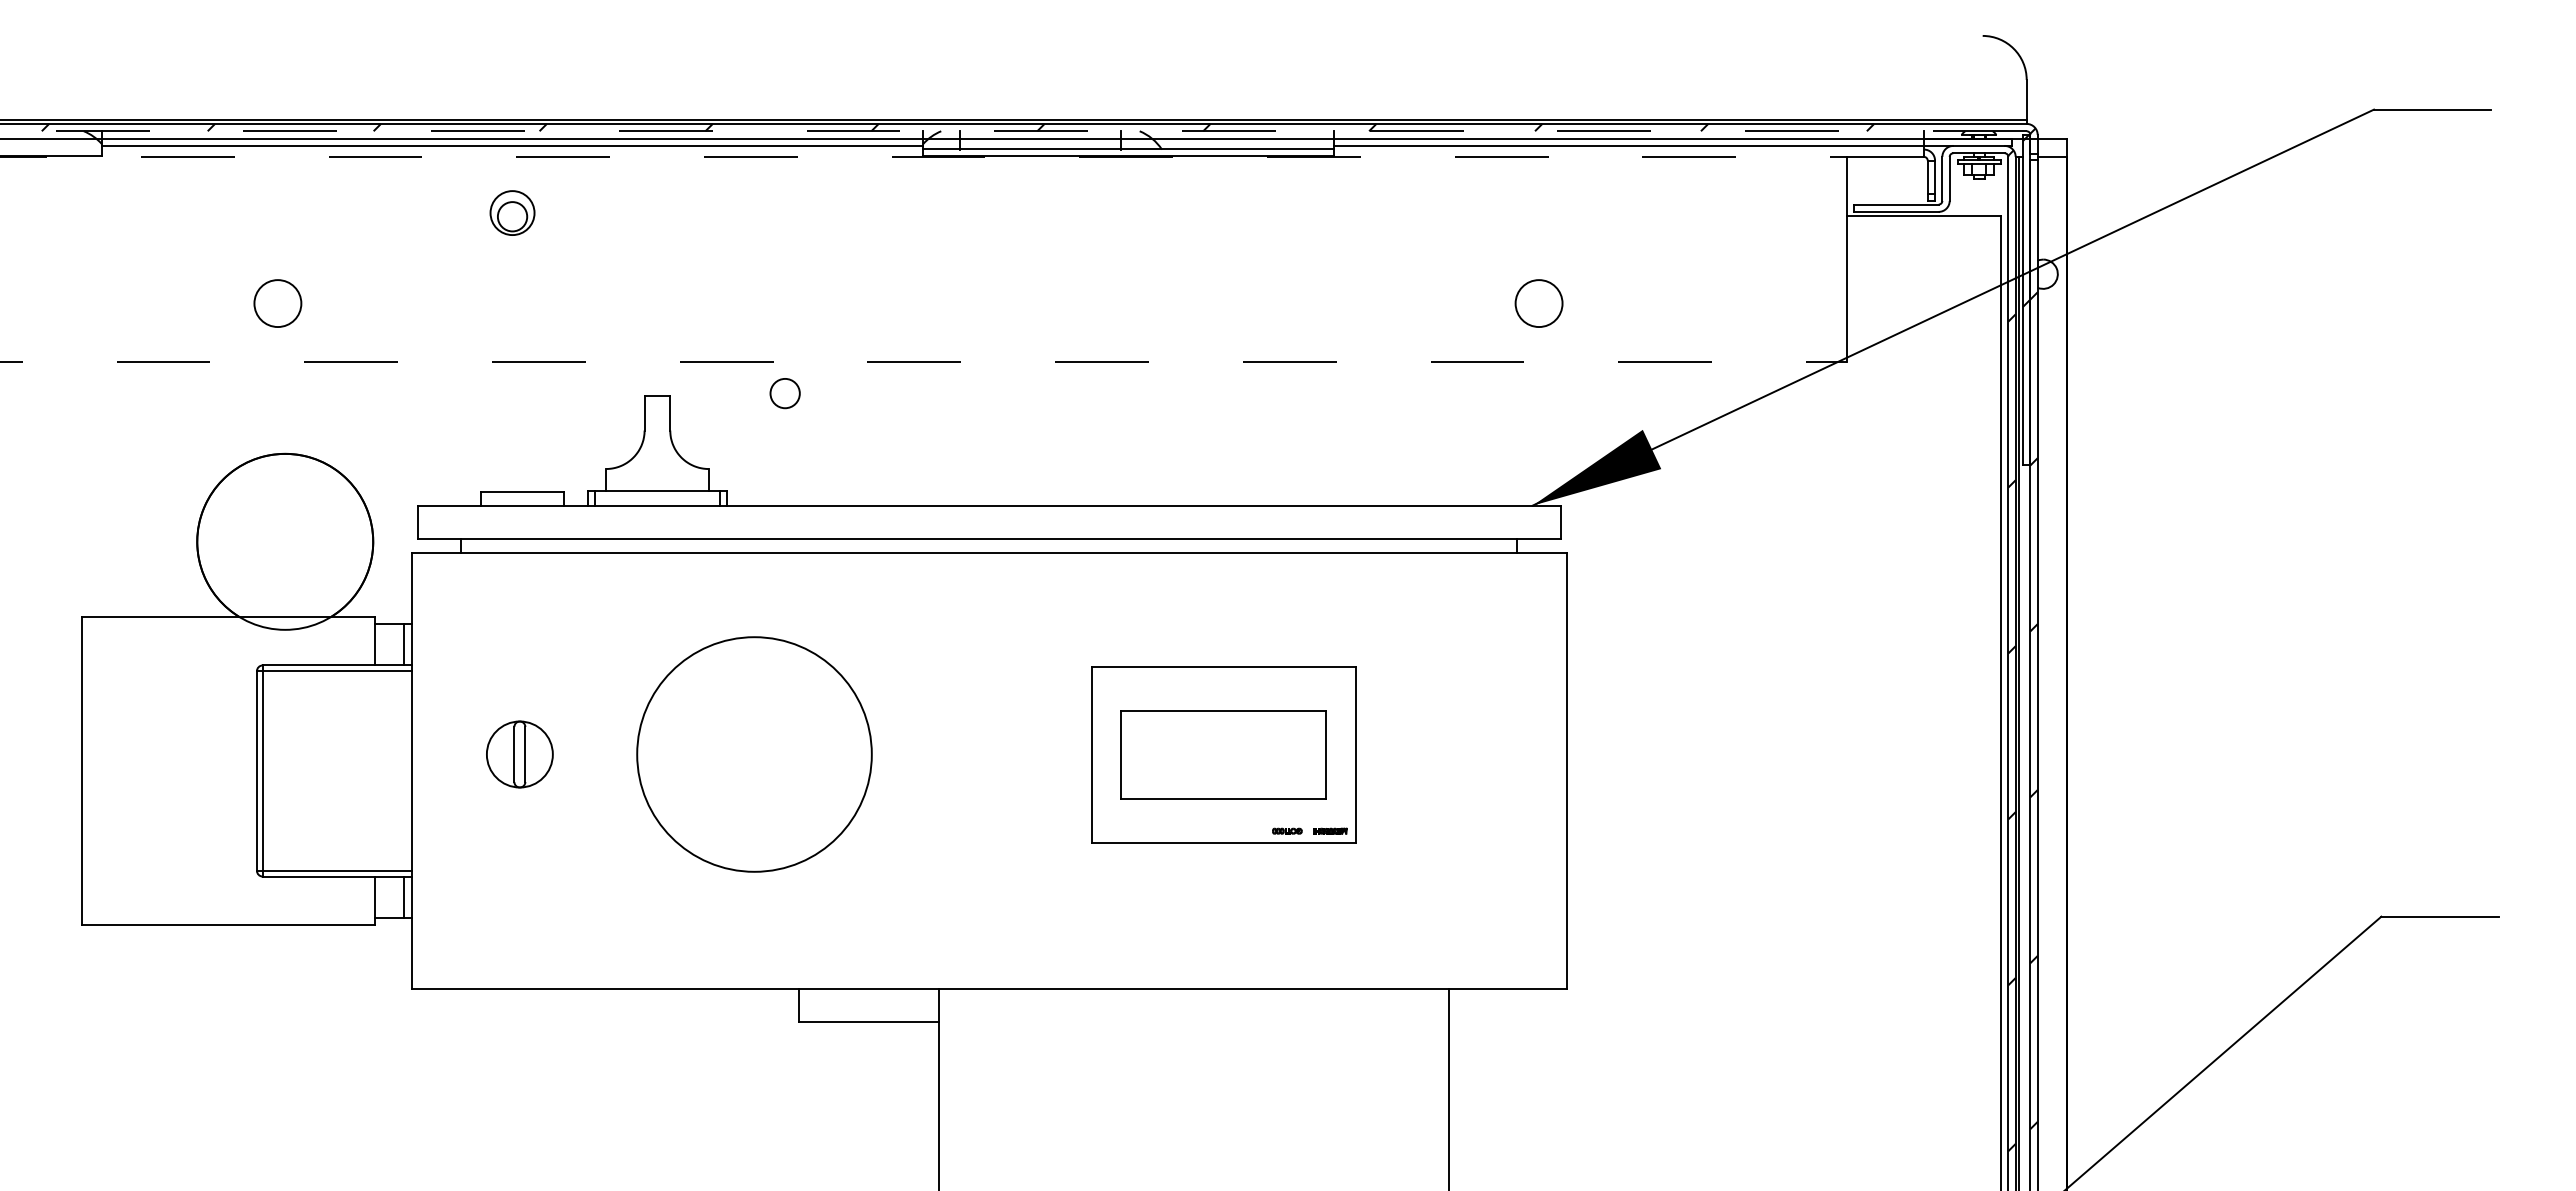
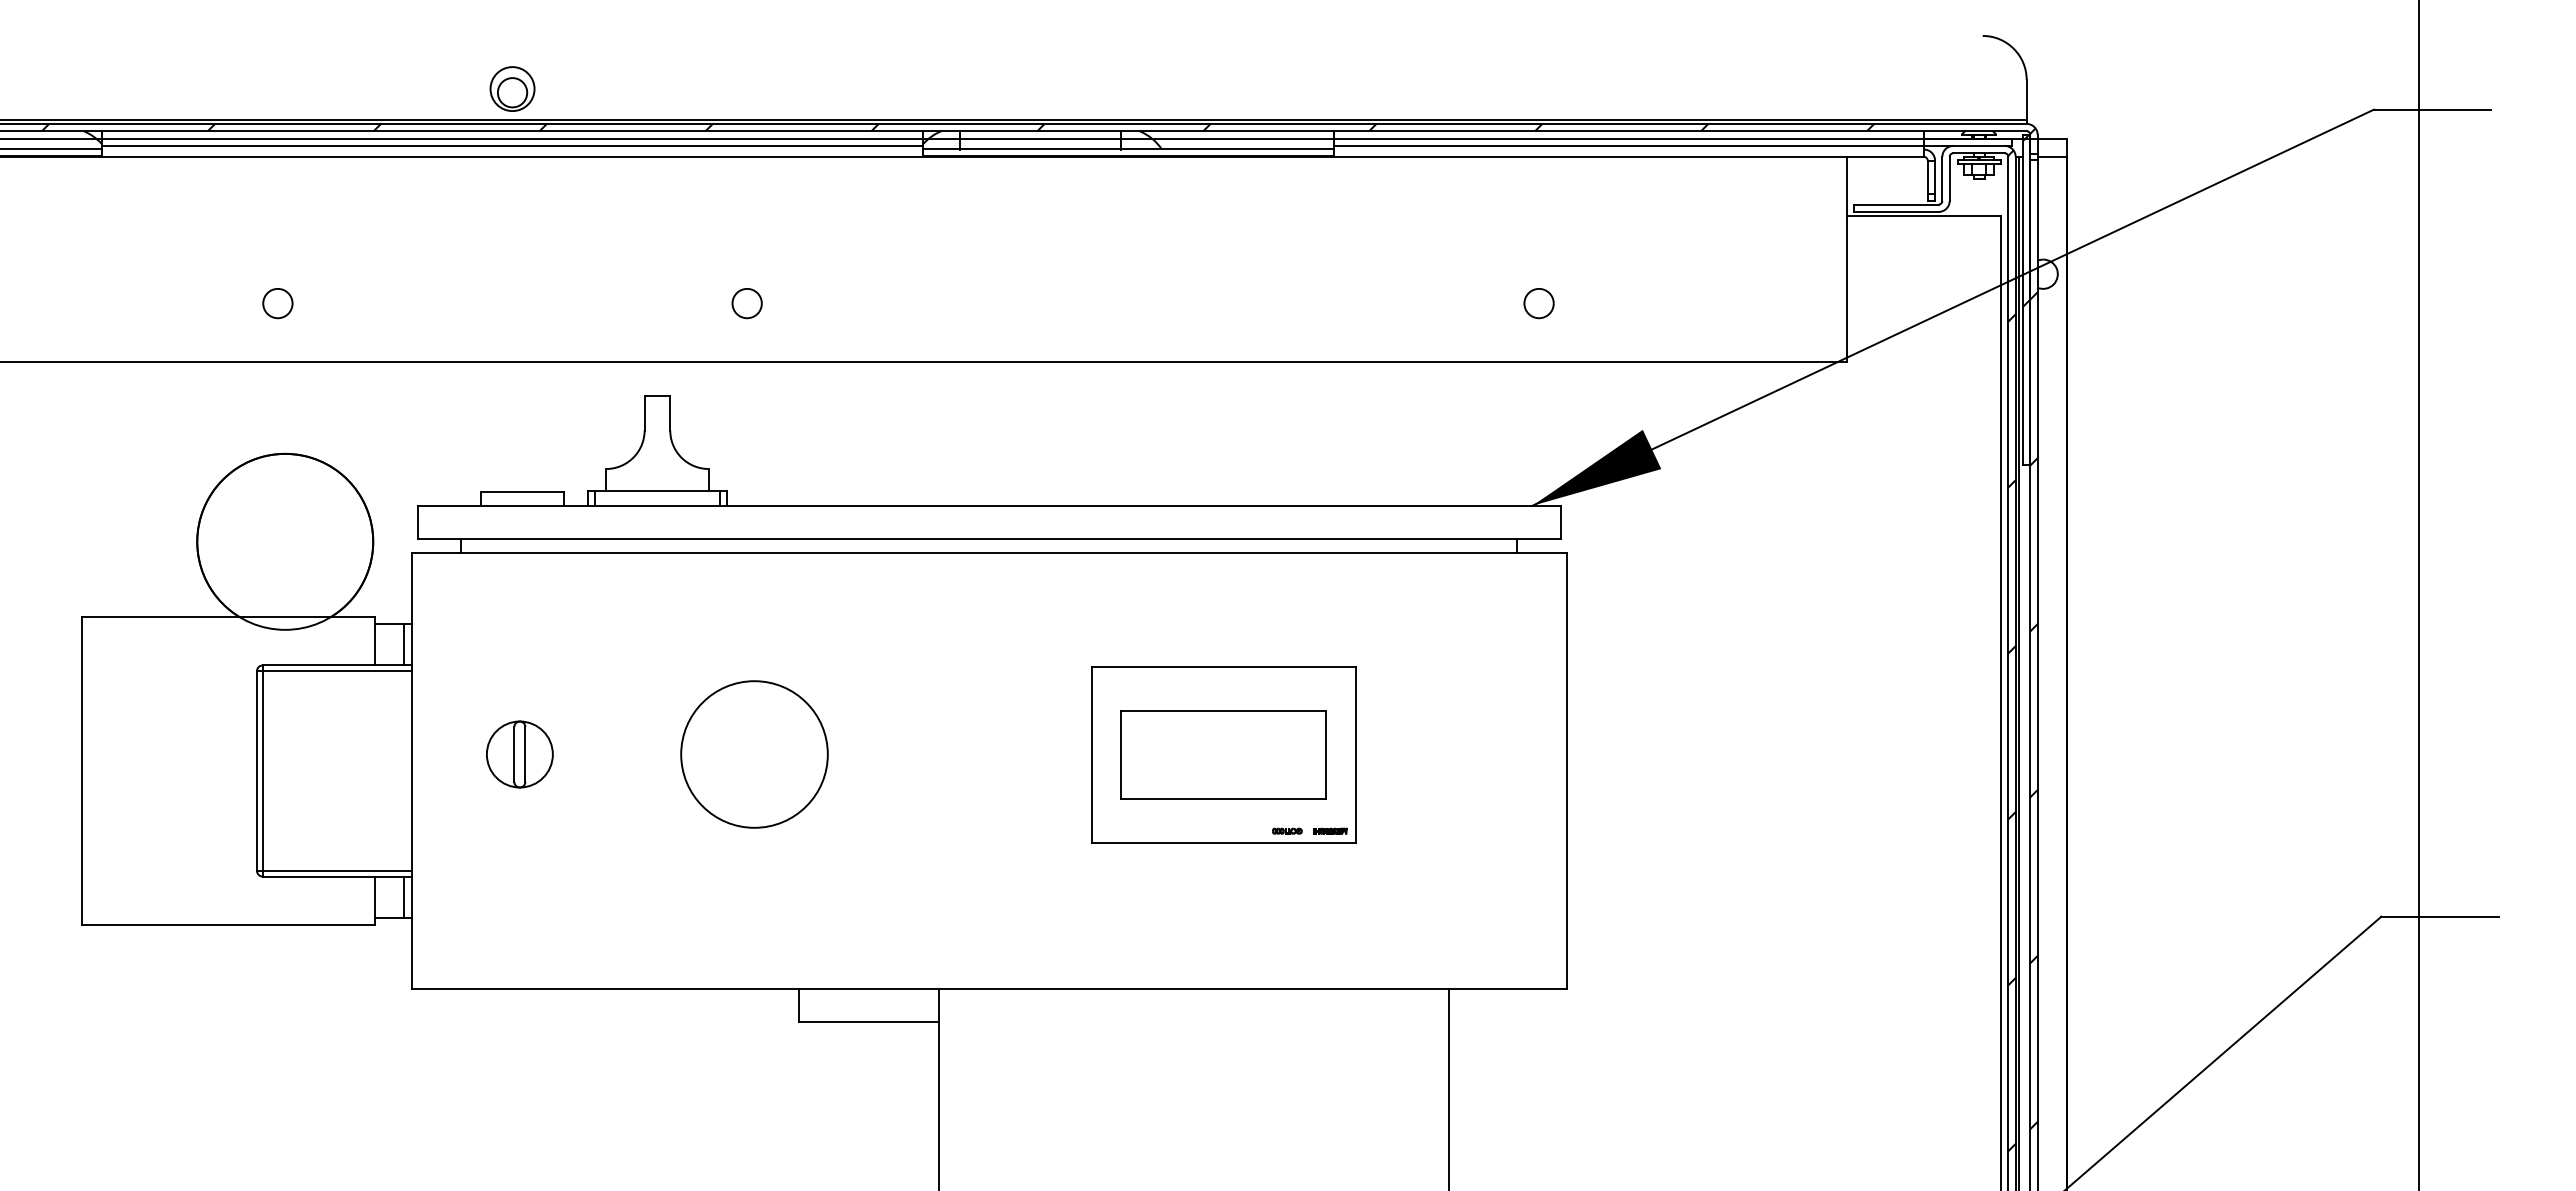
line: dashed -> solid (1012, 131)
line: none -> present (51, 149)
line: dashed -> solid (962, 156)
part position: (512, 212) -> (512, 88) (512, 88)
circle diameter: 47 px -> 29 px (277, 303)
circle diameter: 47 px -> 29 px (1538, 303)
line: dashed -> solid (924, 362)
circle position: (784, 393) -> (746, 303) (746, 303)
line: none -> present (2418, 594)
circle diameter: 235 px -> 147 px (754, 754)
